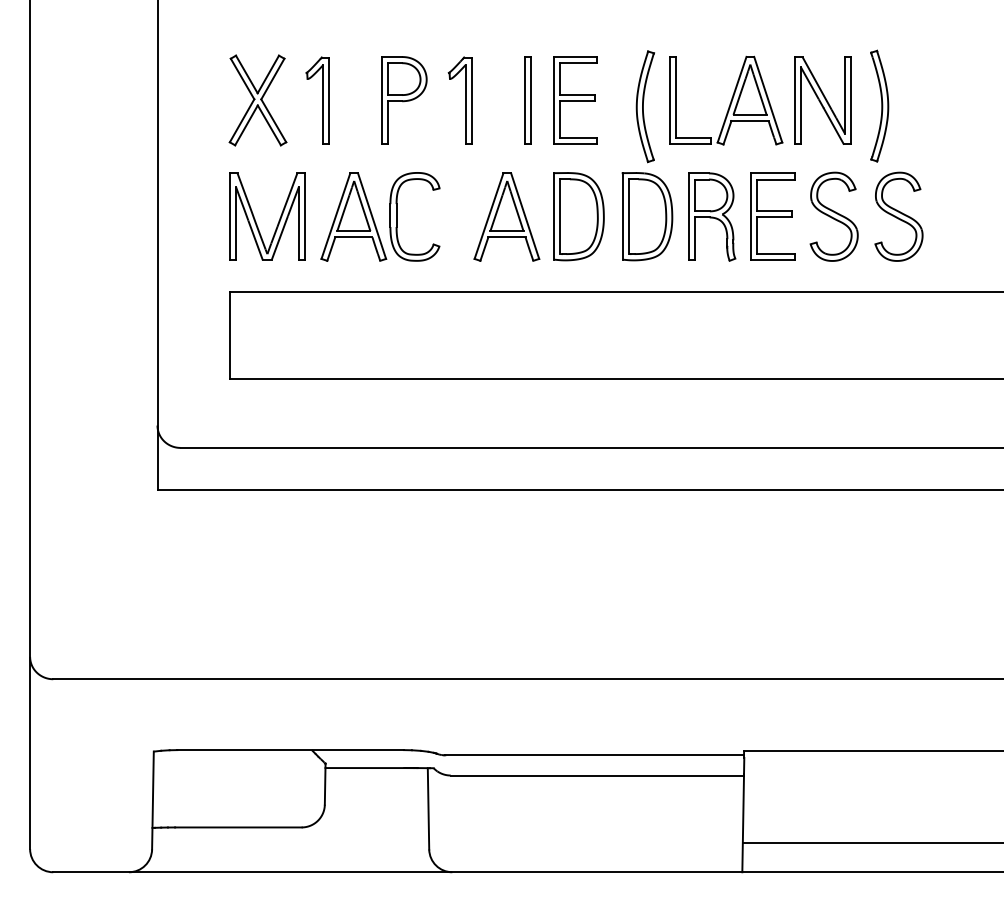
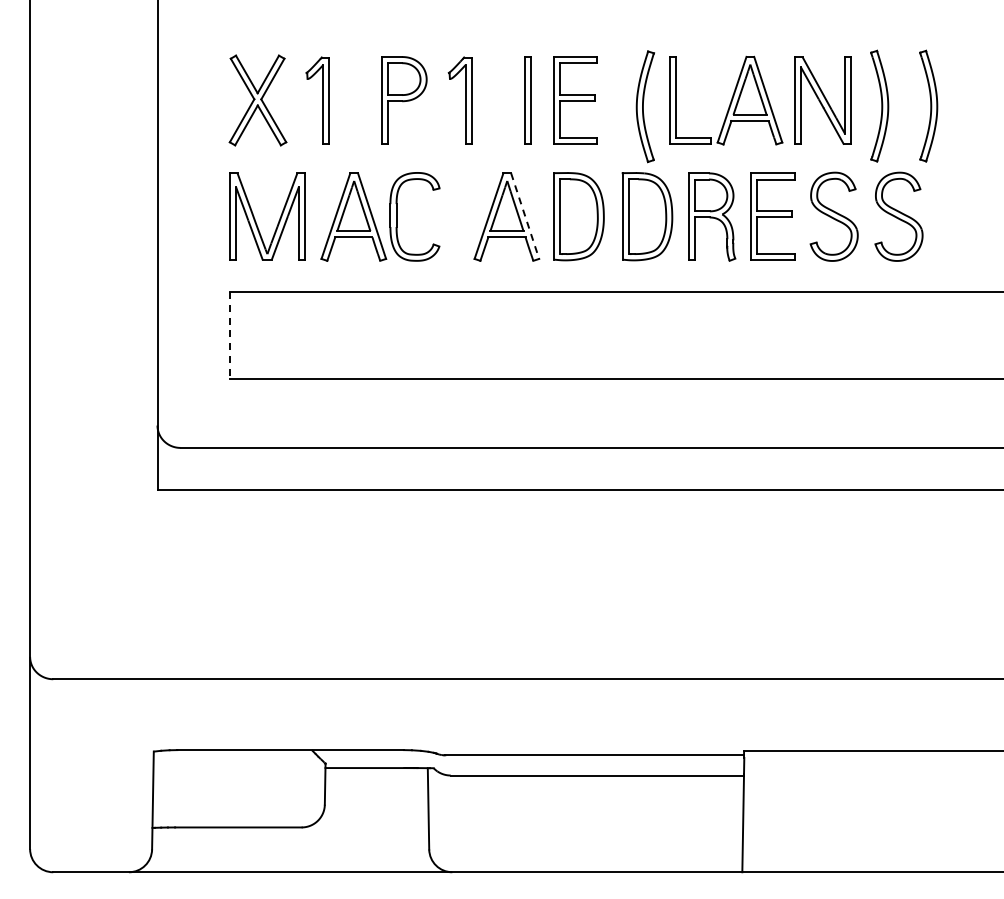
part: none -> present (928, 105)
line: solid -> dashed (525, 216)
line: solid -> dashed (229, 336)
line: present -> none (871, 843)
